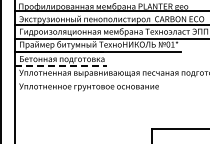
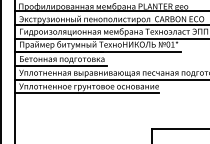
line: dashed -> solid (61, 65)
line: none -> present (110, 79)
line: none -> present (87, 93)
